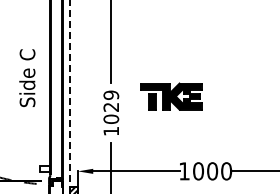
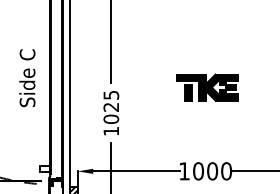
text: 1029 -> 1025 (110, 94)
line: dashed -> solid (70, 96)
part position: (171, 96) -> (207, 87) (207, 87)
